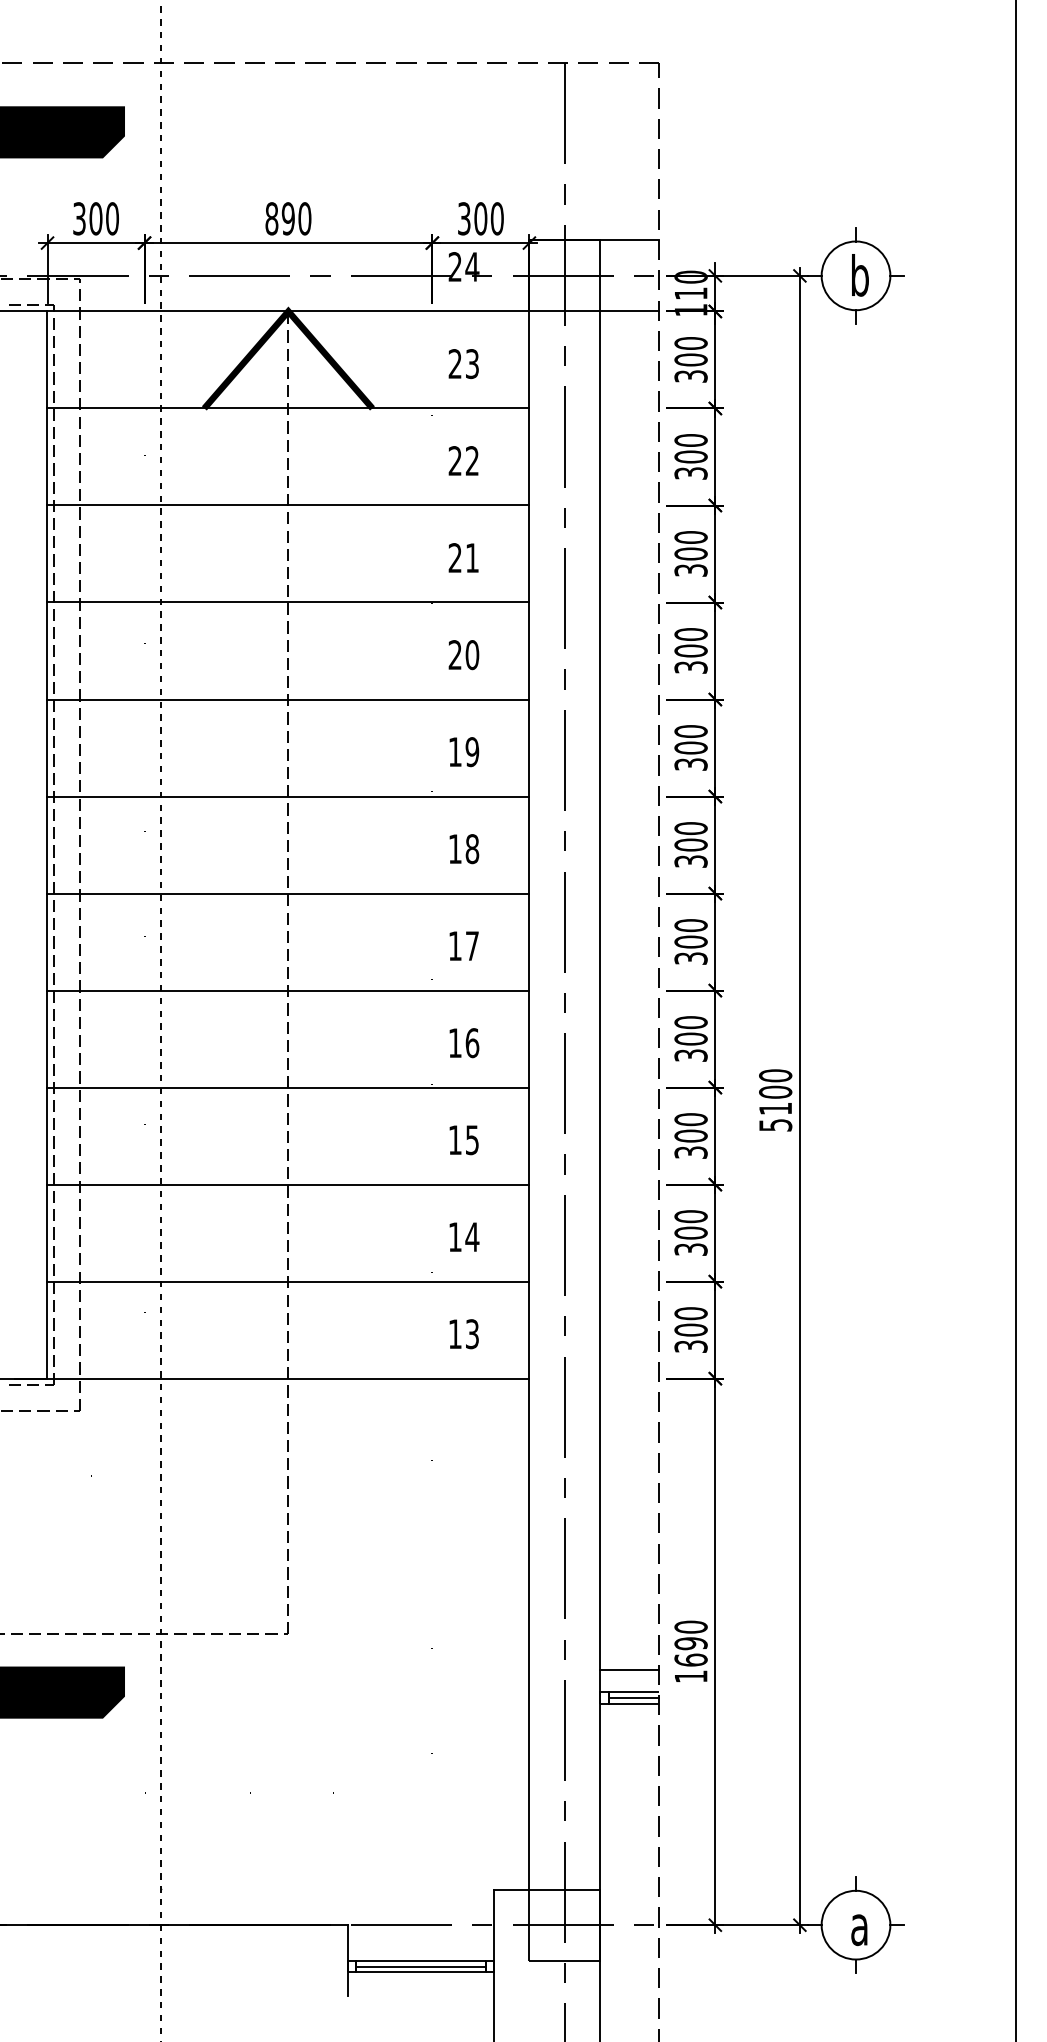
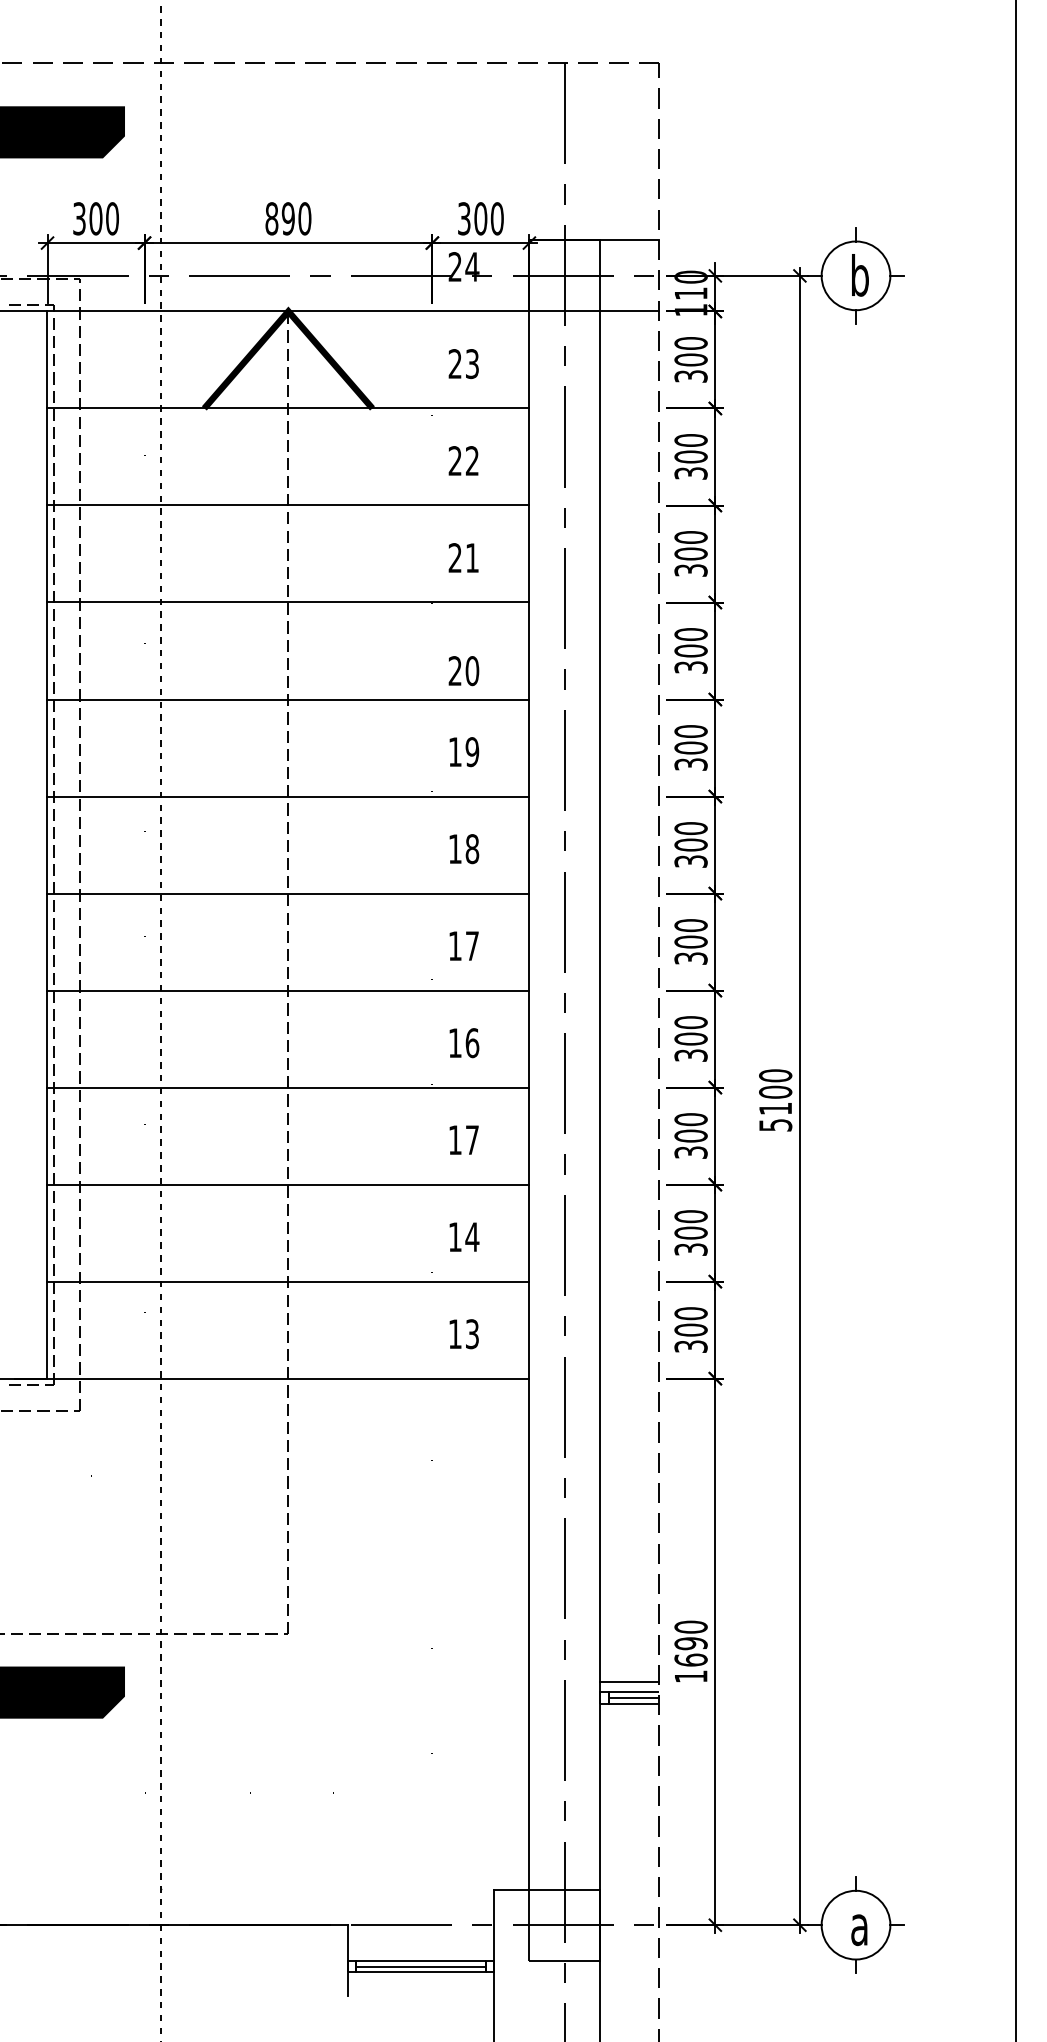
text position: (463, 655) -> (463, 671) (463, 671)
text: 15 -> 17 (472, 1140)
line position: (629, 1669) -> (629, 1681) (629, 1681)
